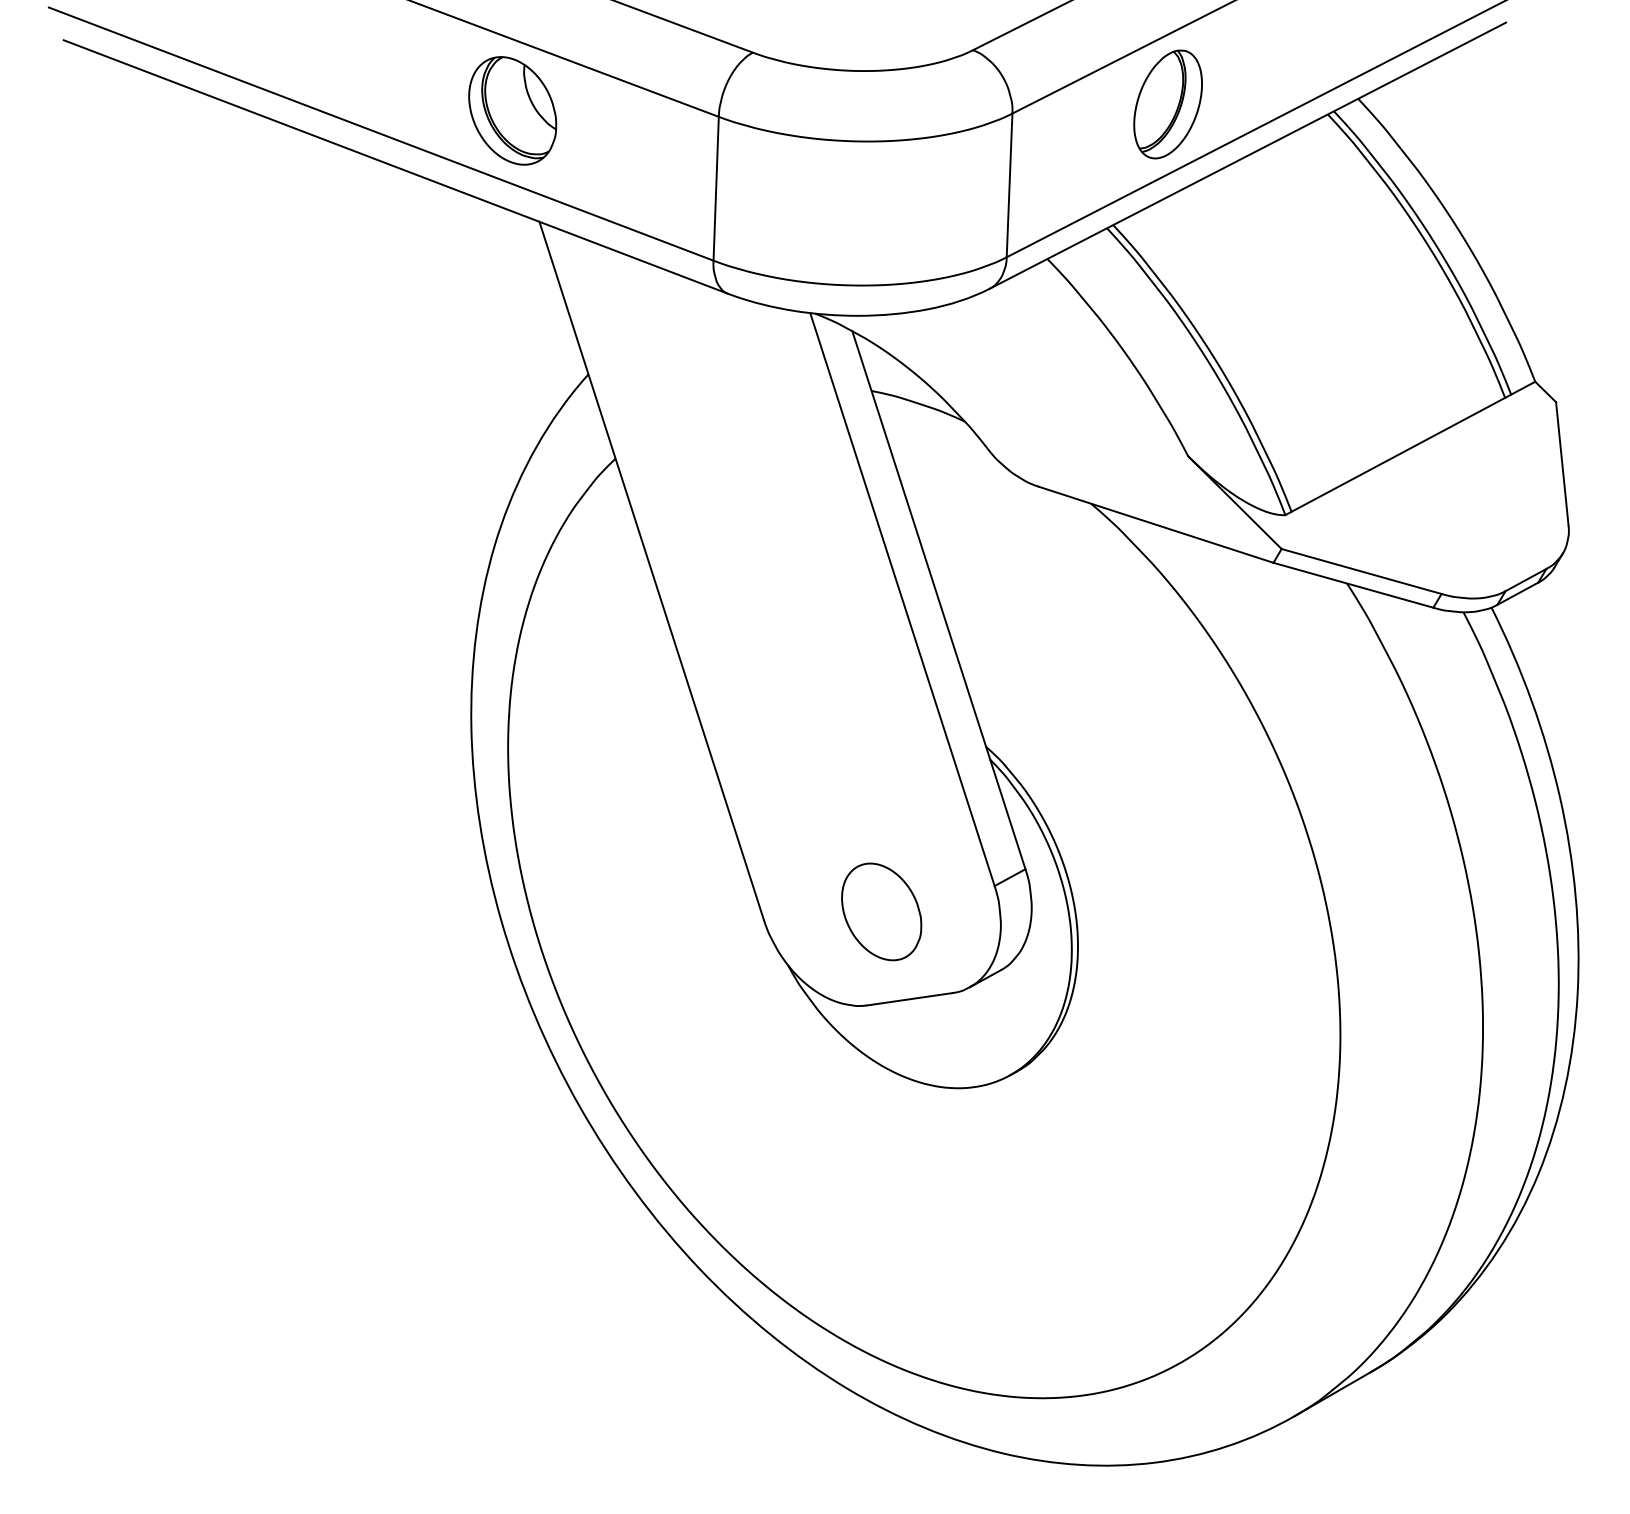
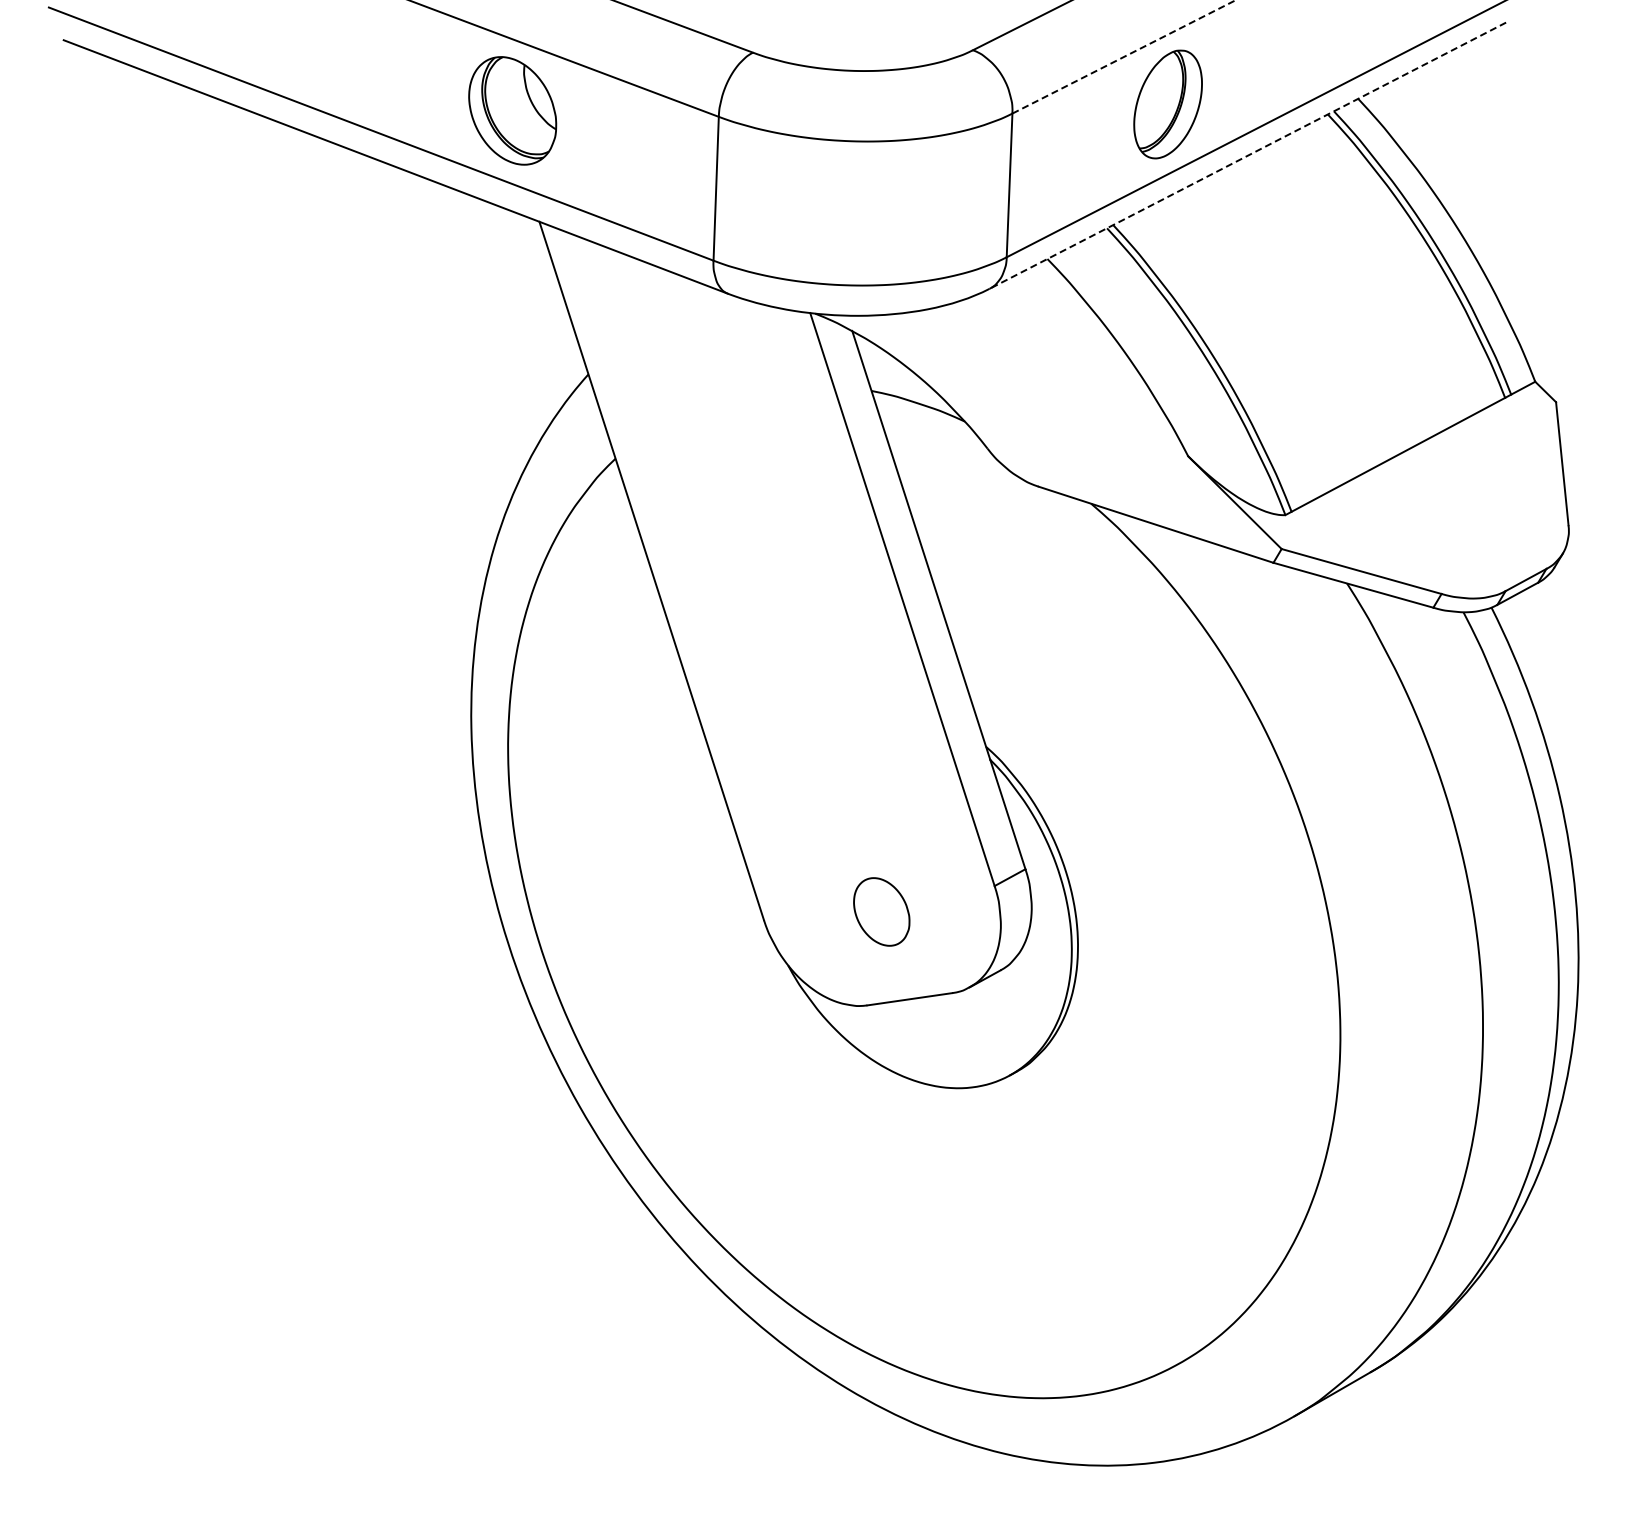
line: solid -> dashed (1124, 56)
line: solid -> dashed (1247, 155)
part size: 82x100 px -> 58x70 px (881, 911)
